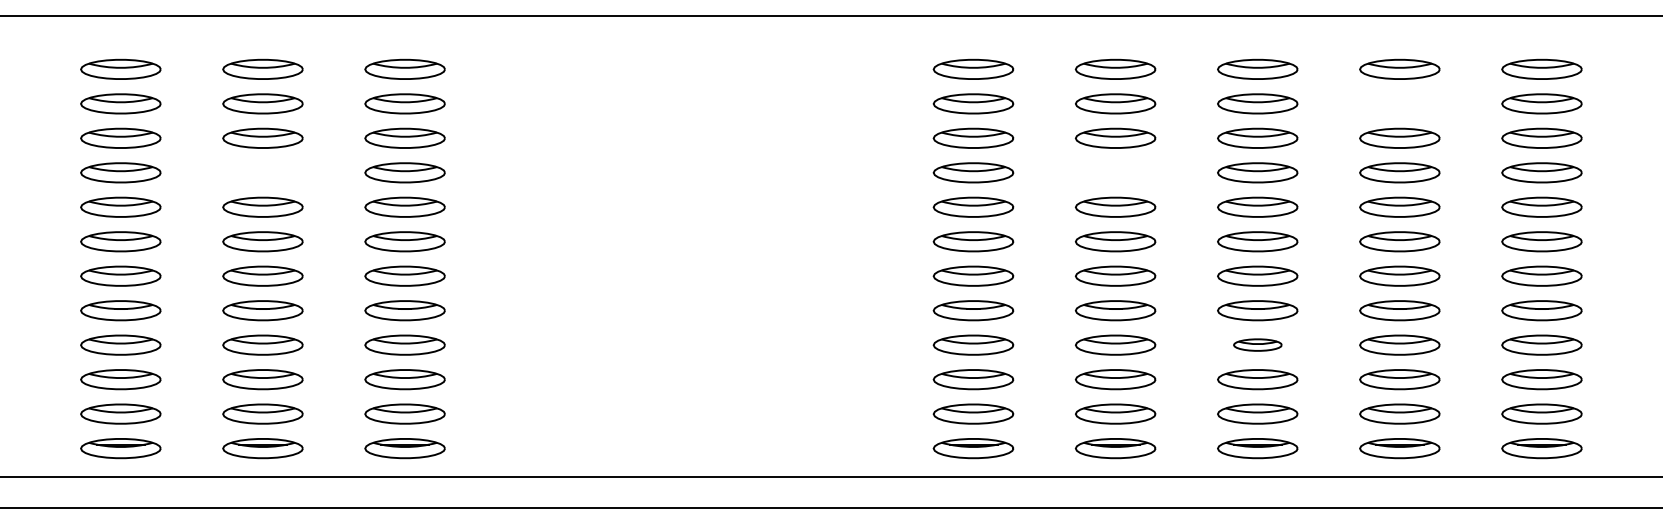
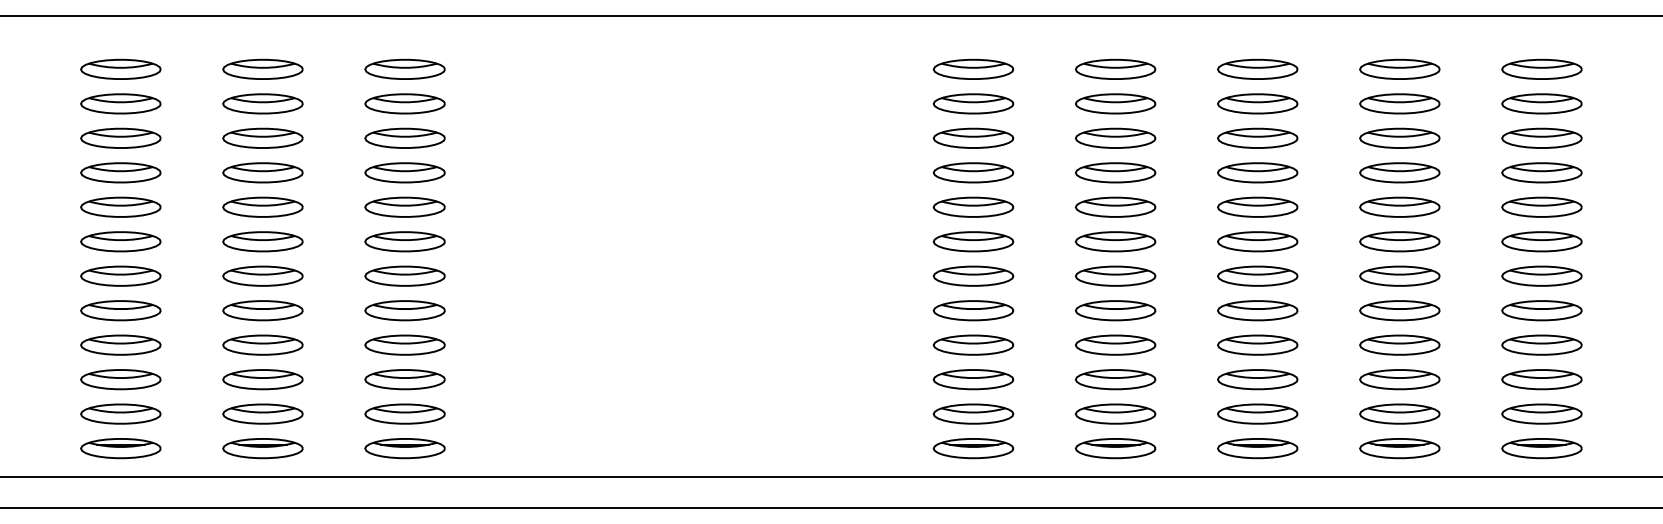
part: none -> present (1399, 103)
part: none -> present (262, 172)
part: none -> present (1115, 172)
part size: 50x14 px -> 82x22 px (1257, 344)
